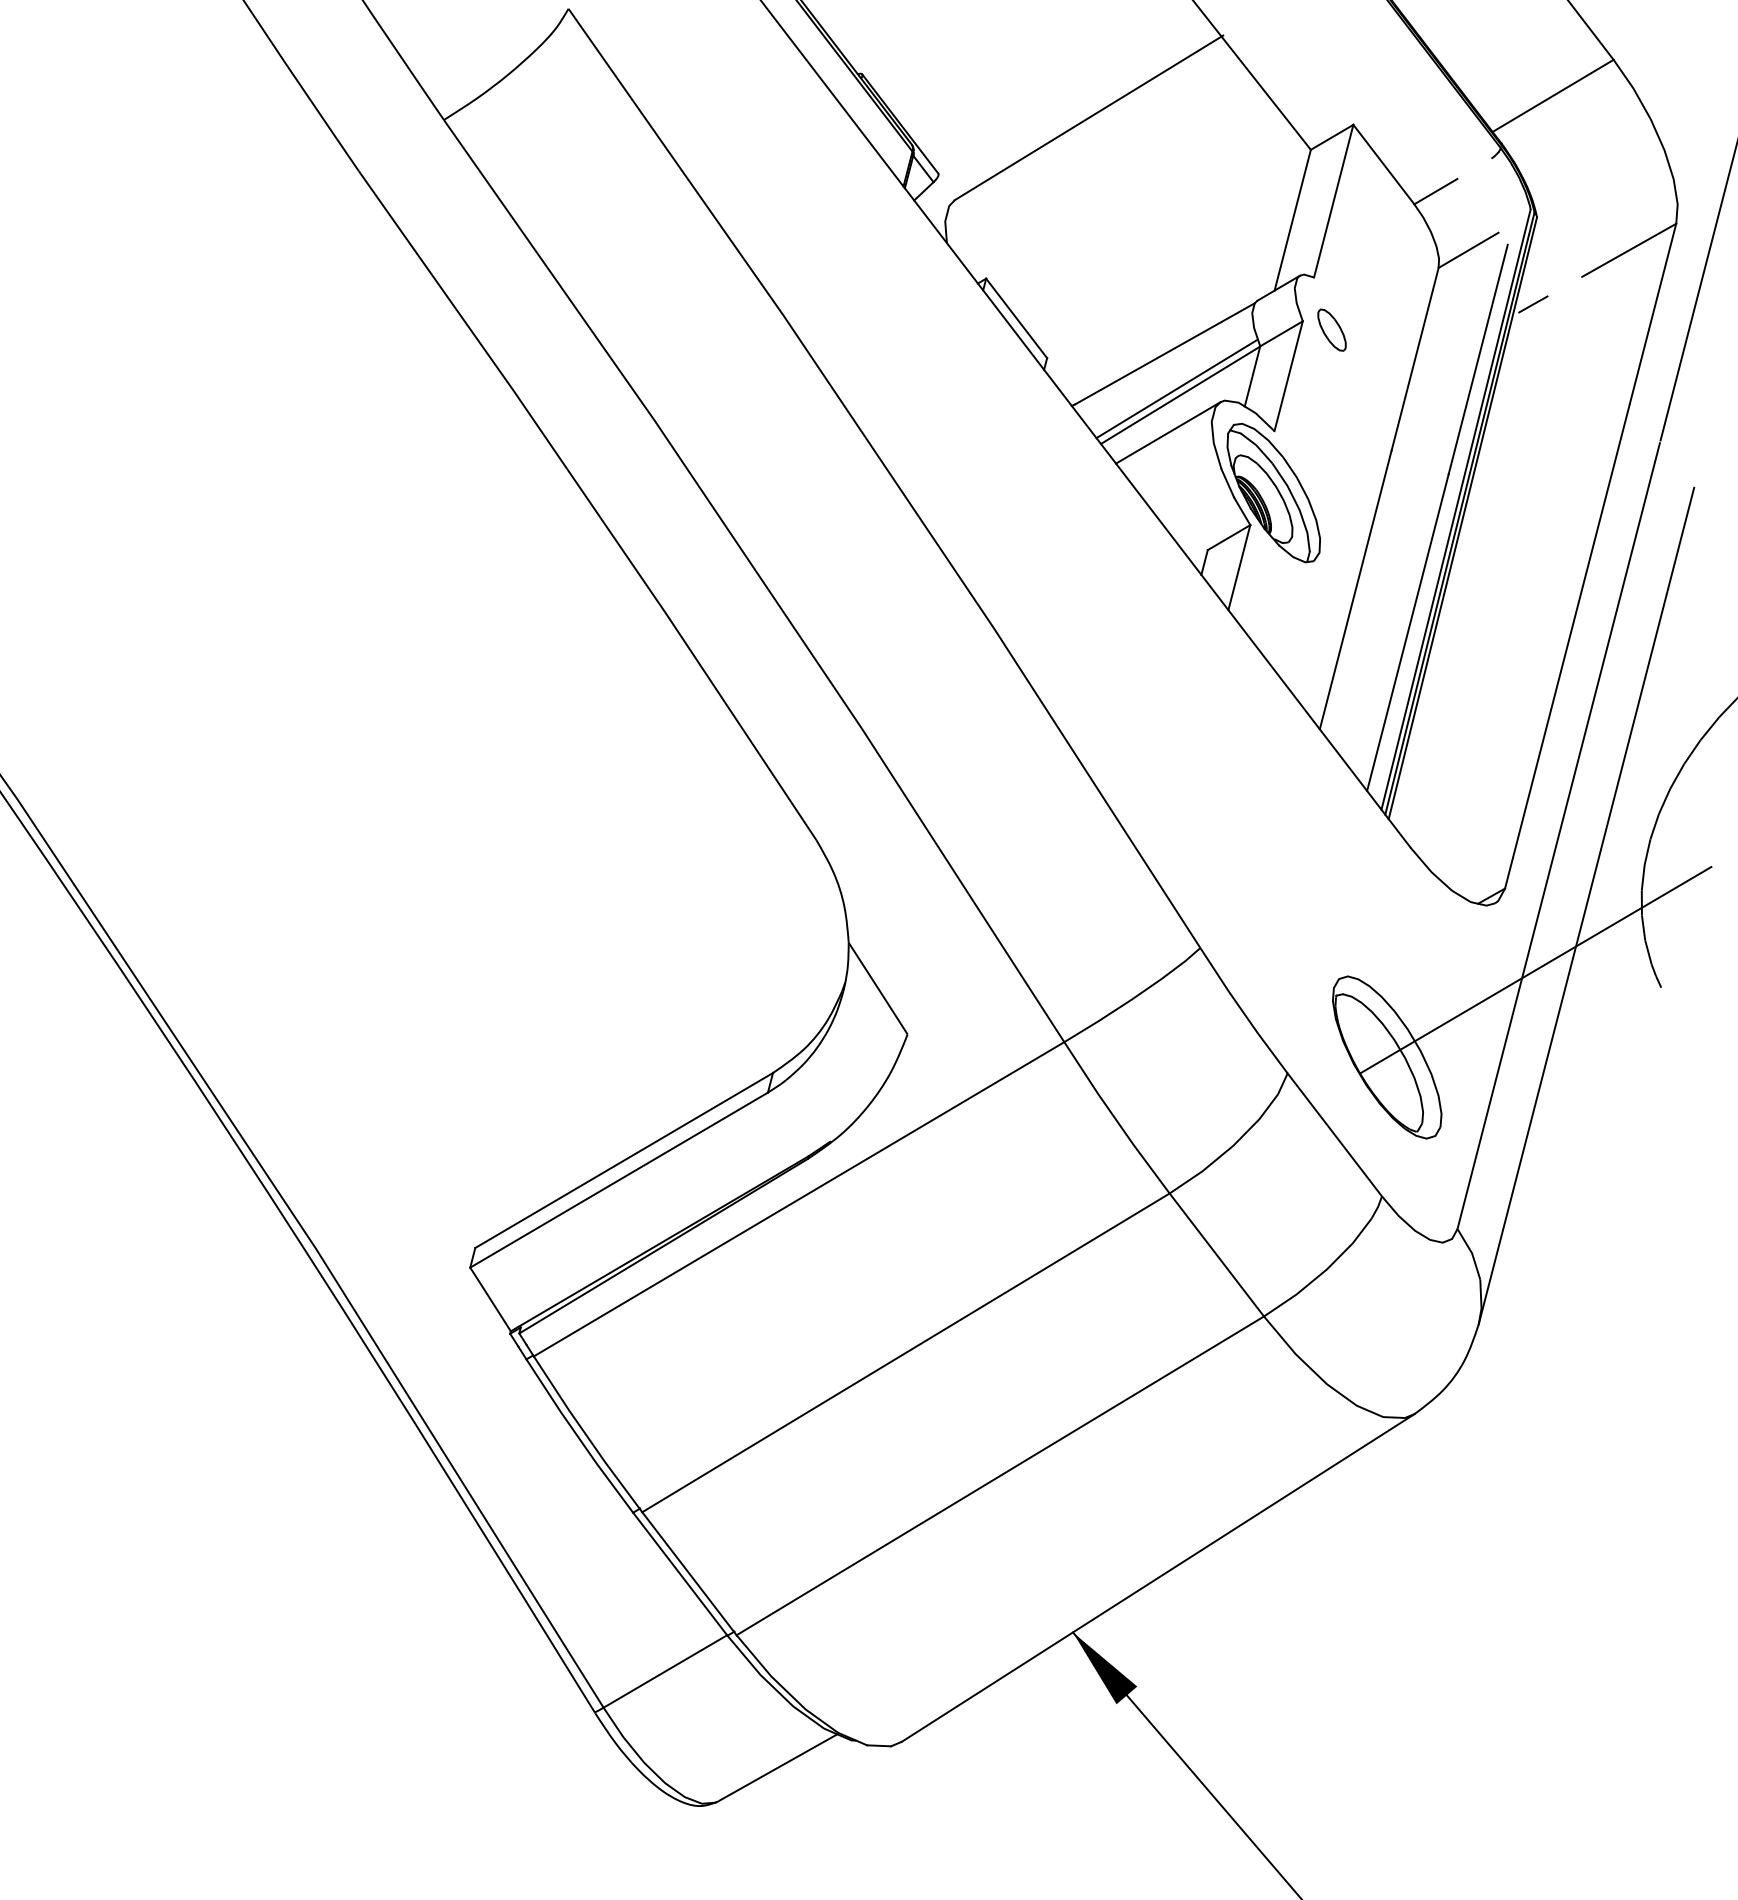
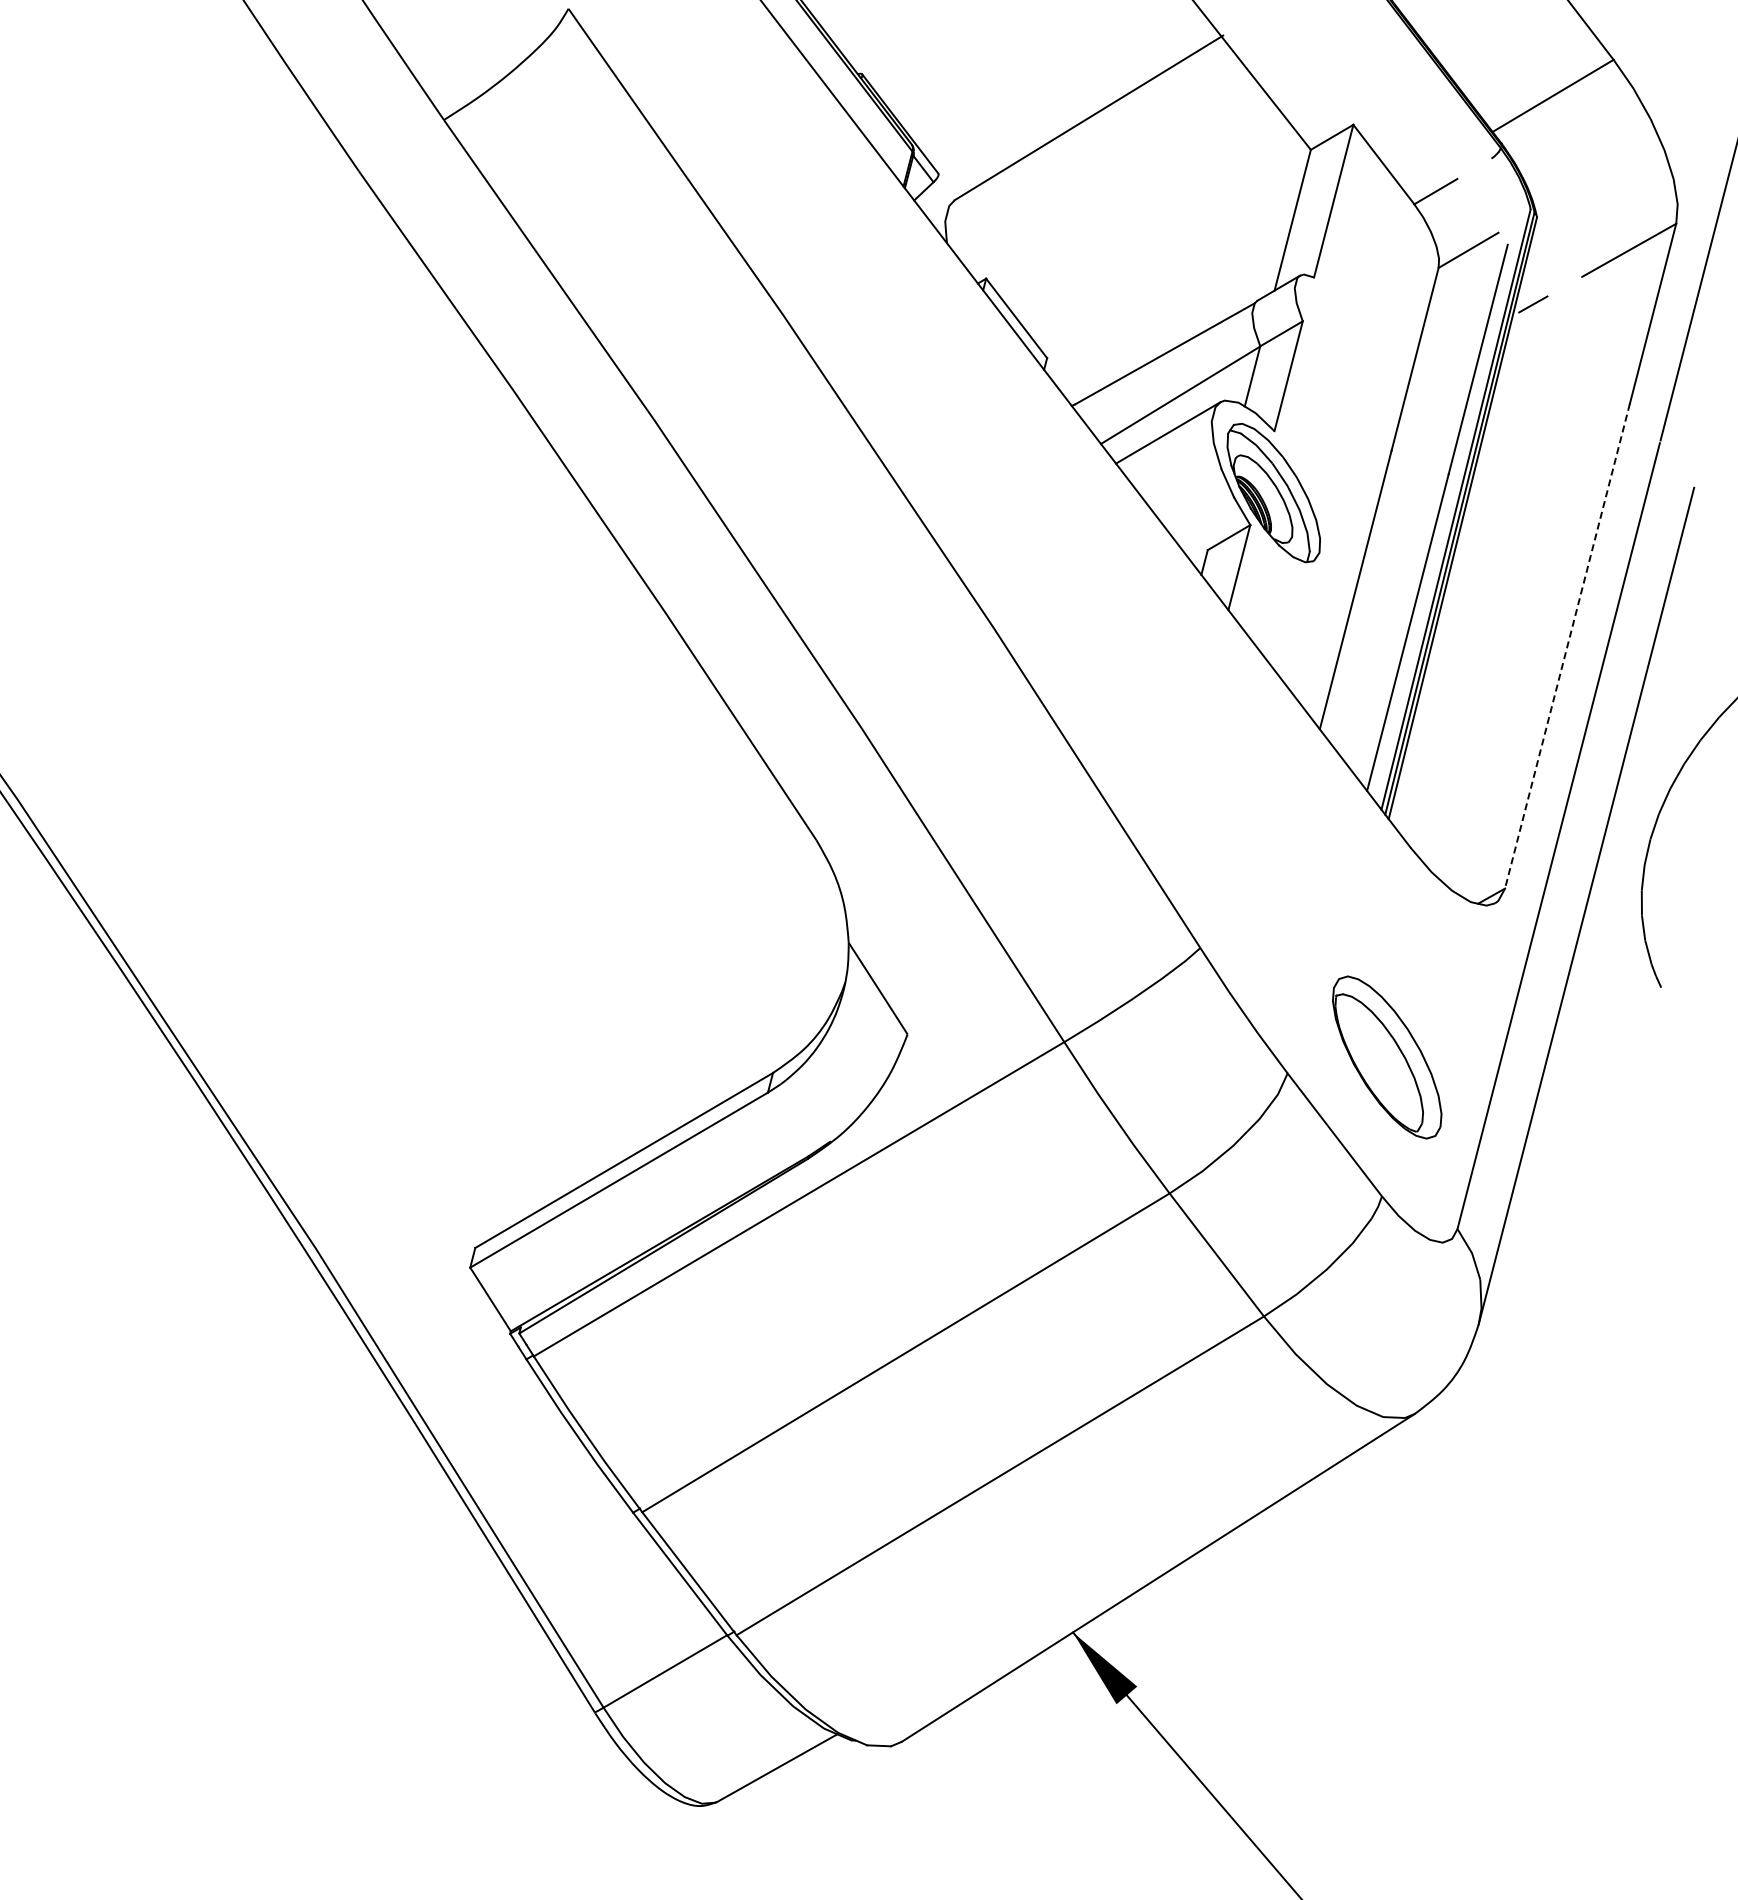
part: present -> none (1331, 329)
line: present -> none (1176, 389)
line: solid -> dashed (1567, 646)
line: present -> none (1536, 969)
